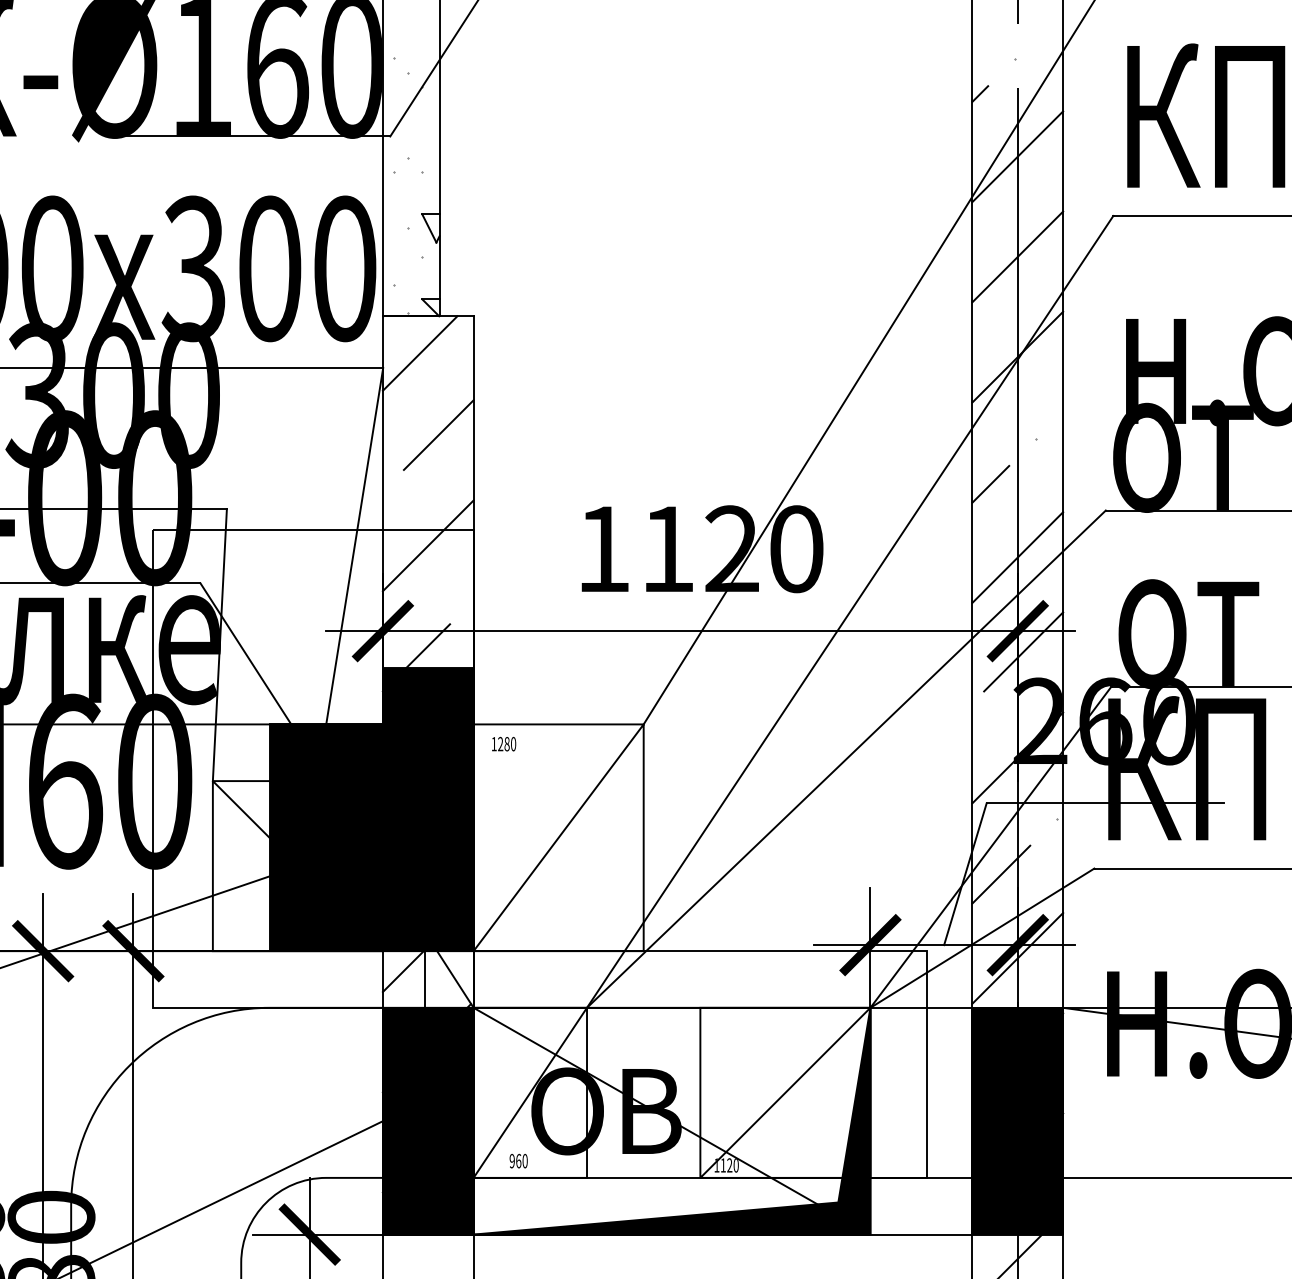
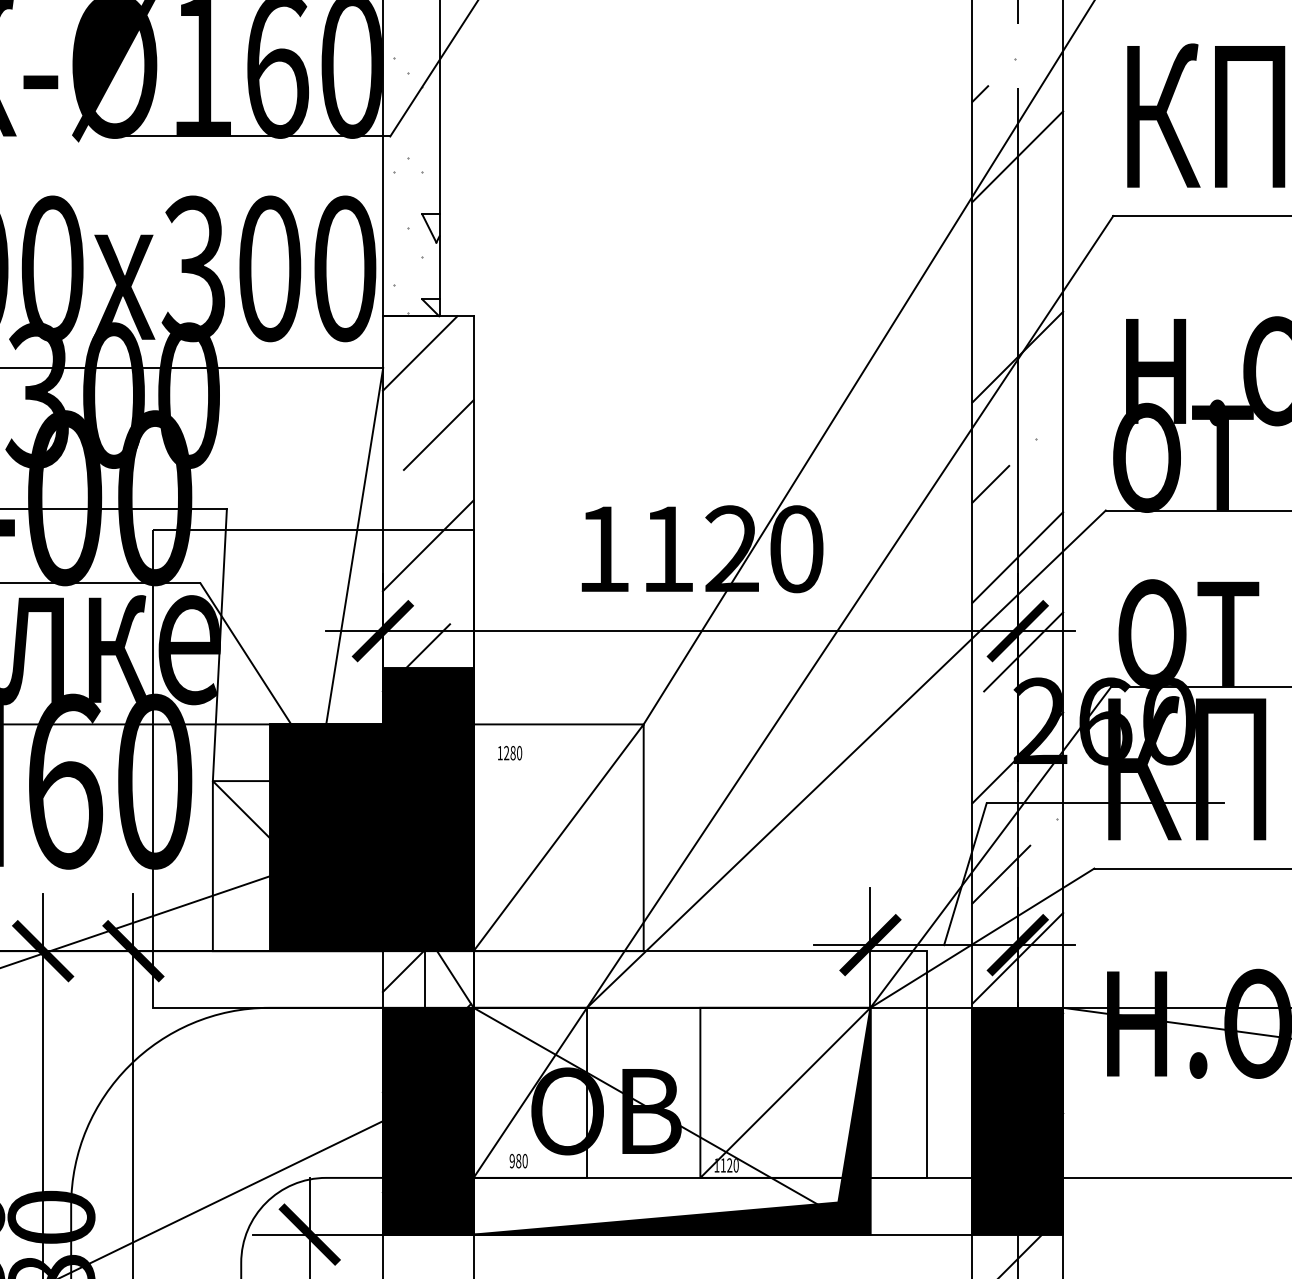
line: present -> none (1017, 256)
text position: (504, 743) -> (510, 752) (510, 752)
text: 960 -> 980 (518, 1160)
